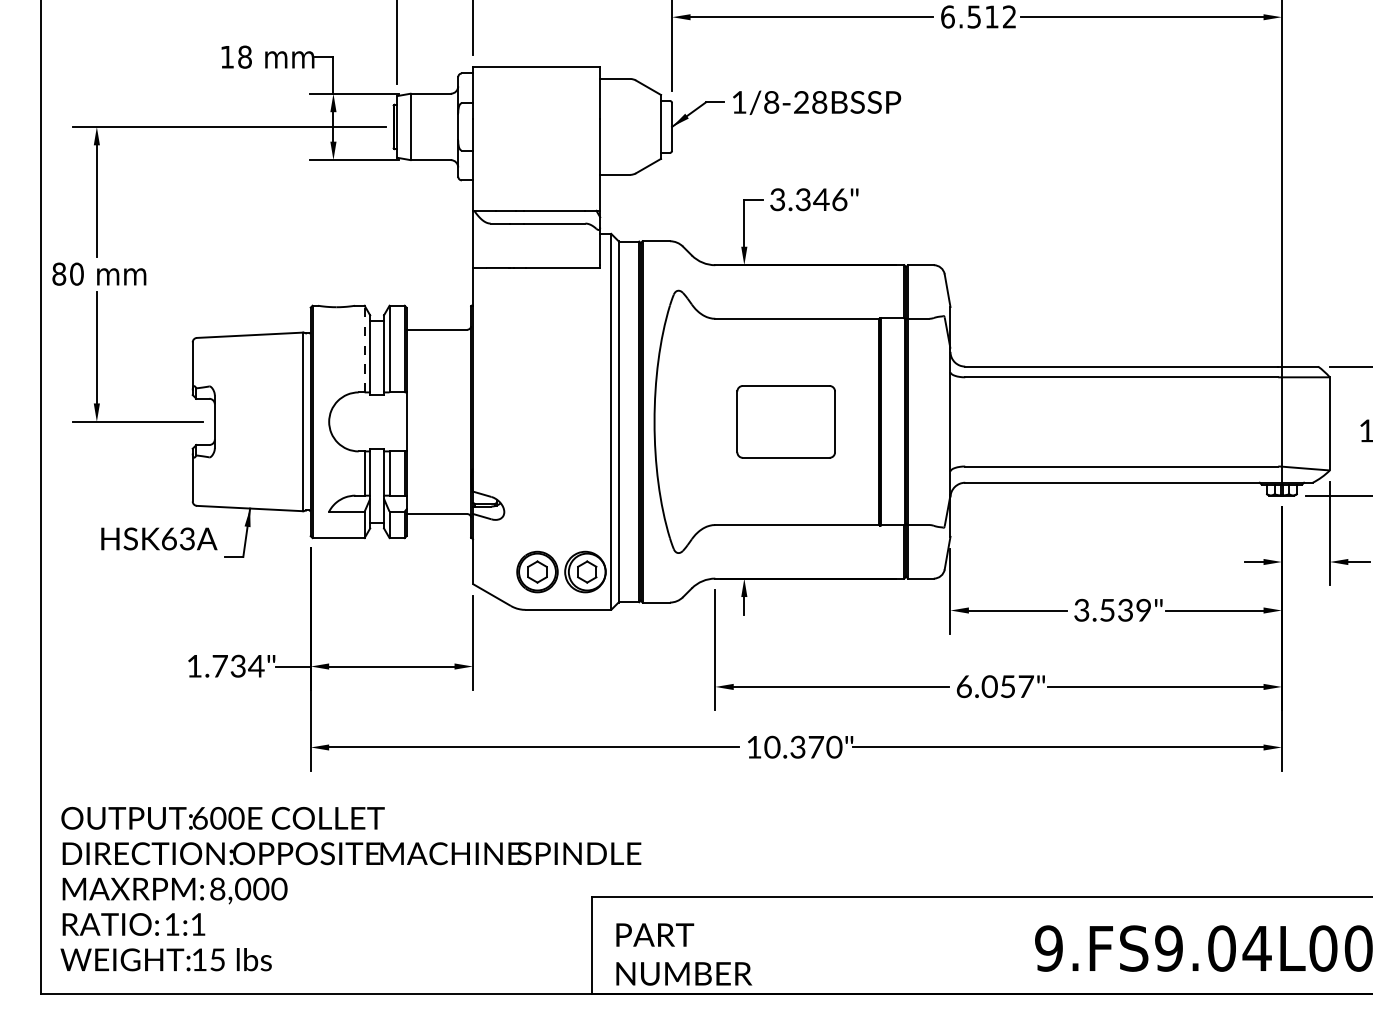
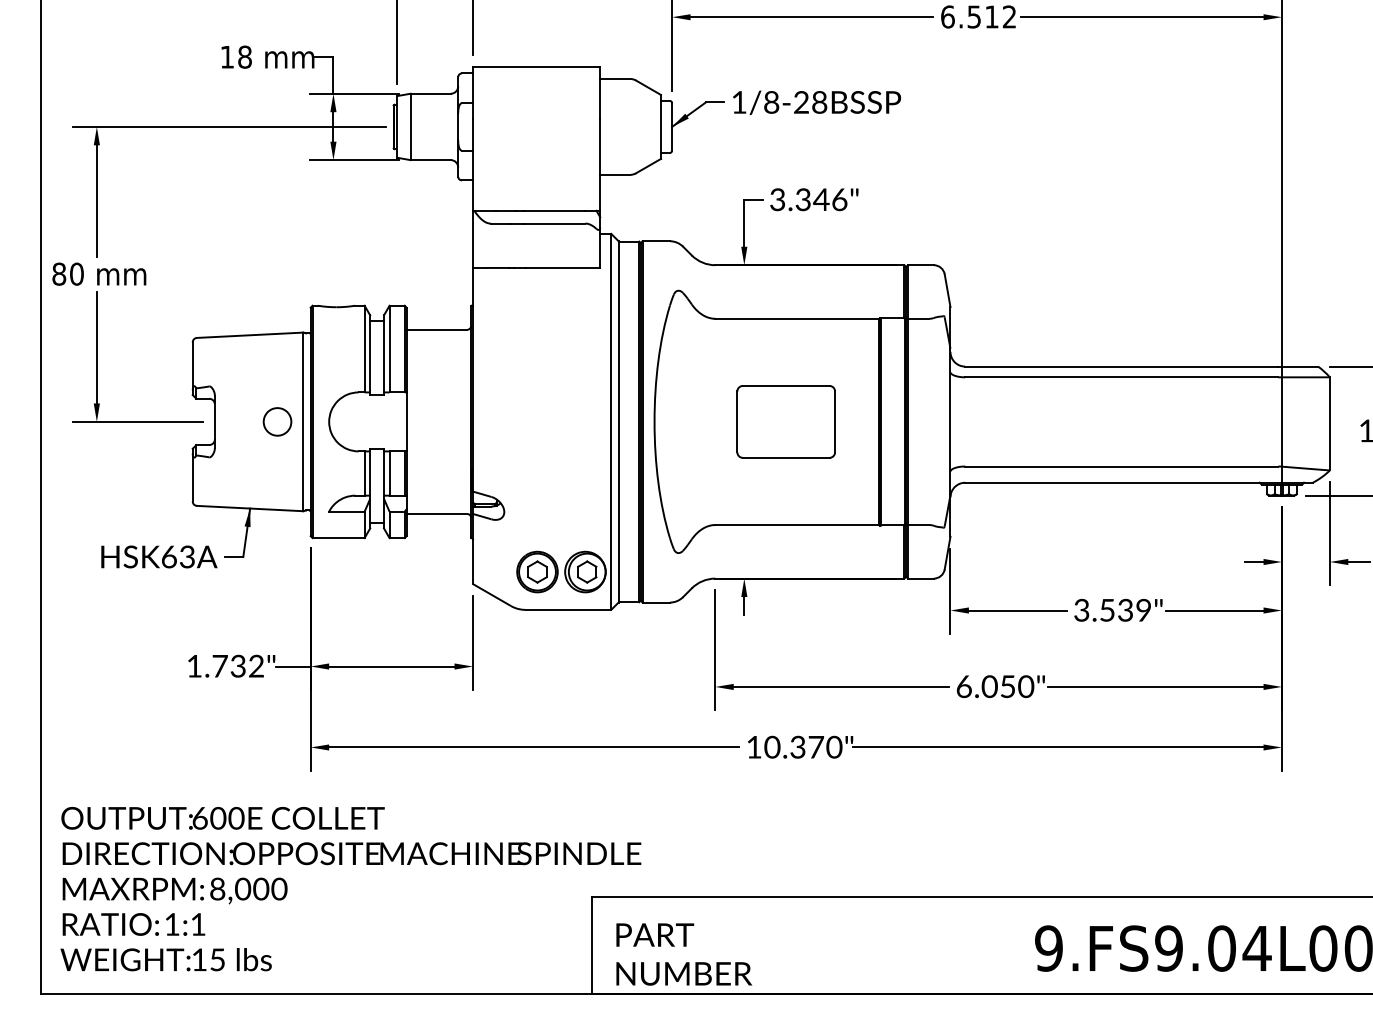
line: dashed -> solid (364, 348)
part: none -> present (277, 421)
text position: (159, 538) -> (159, 556) (159, 556)
text: 1.734" -> 1.732" (256, 665)
text: 6.057" -> 6.050" (1026, 686)
